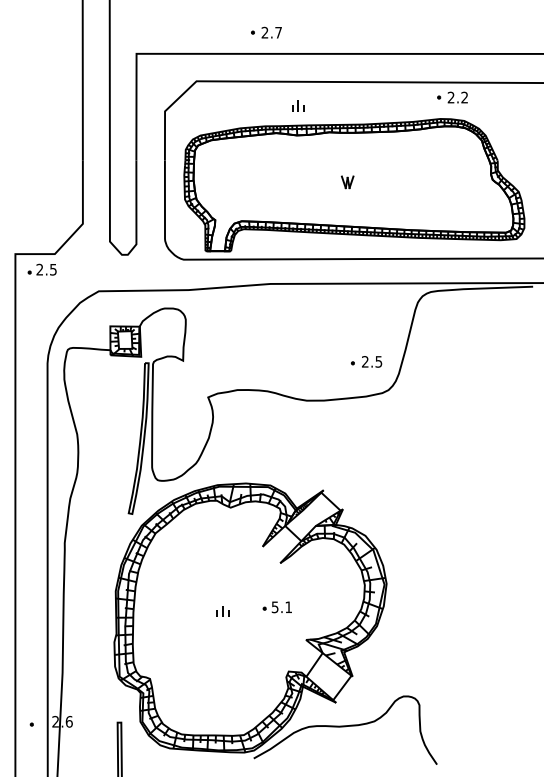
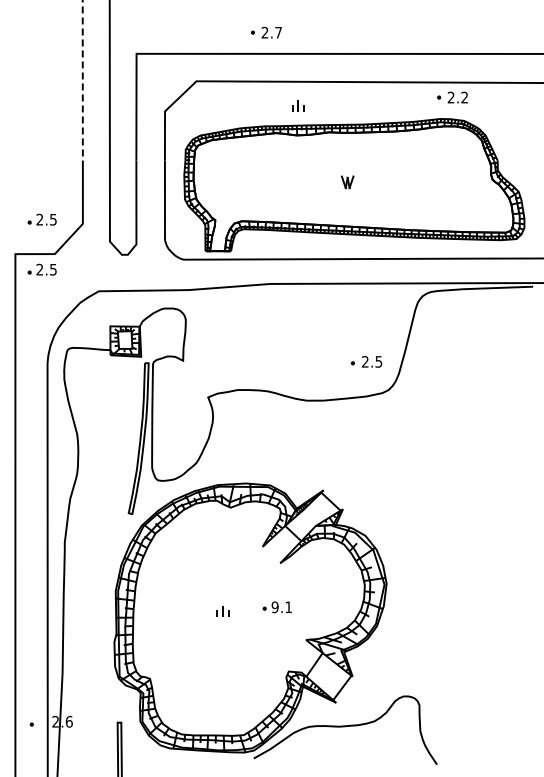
line: solid -> dashed (82, 80)
part: none -> present (41, 219)
text: 5.1 -> 9.1 (274, 606)
